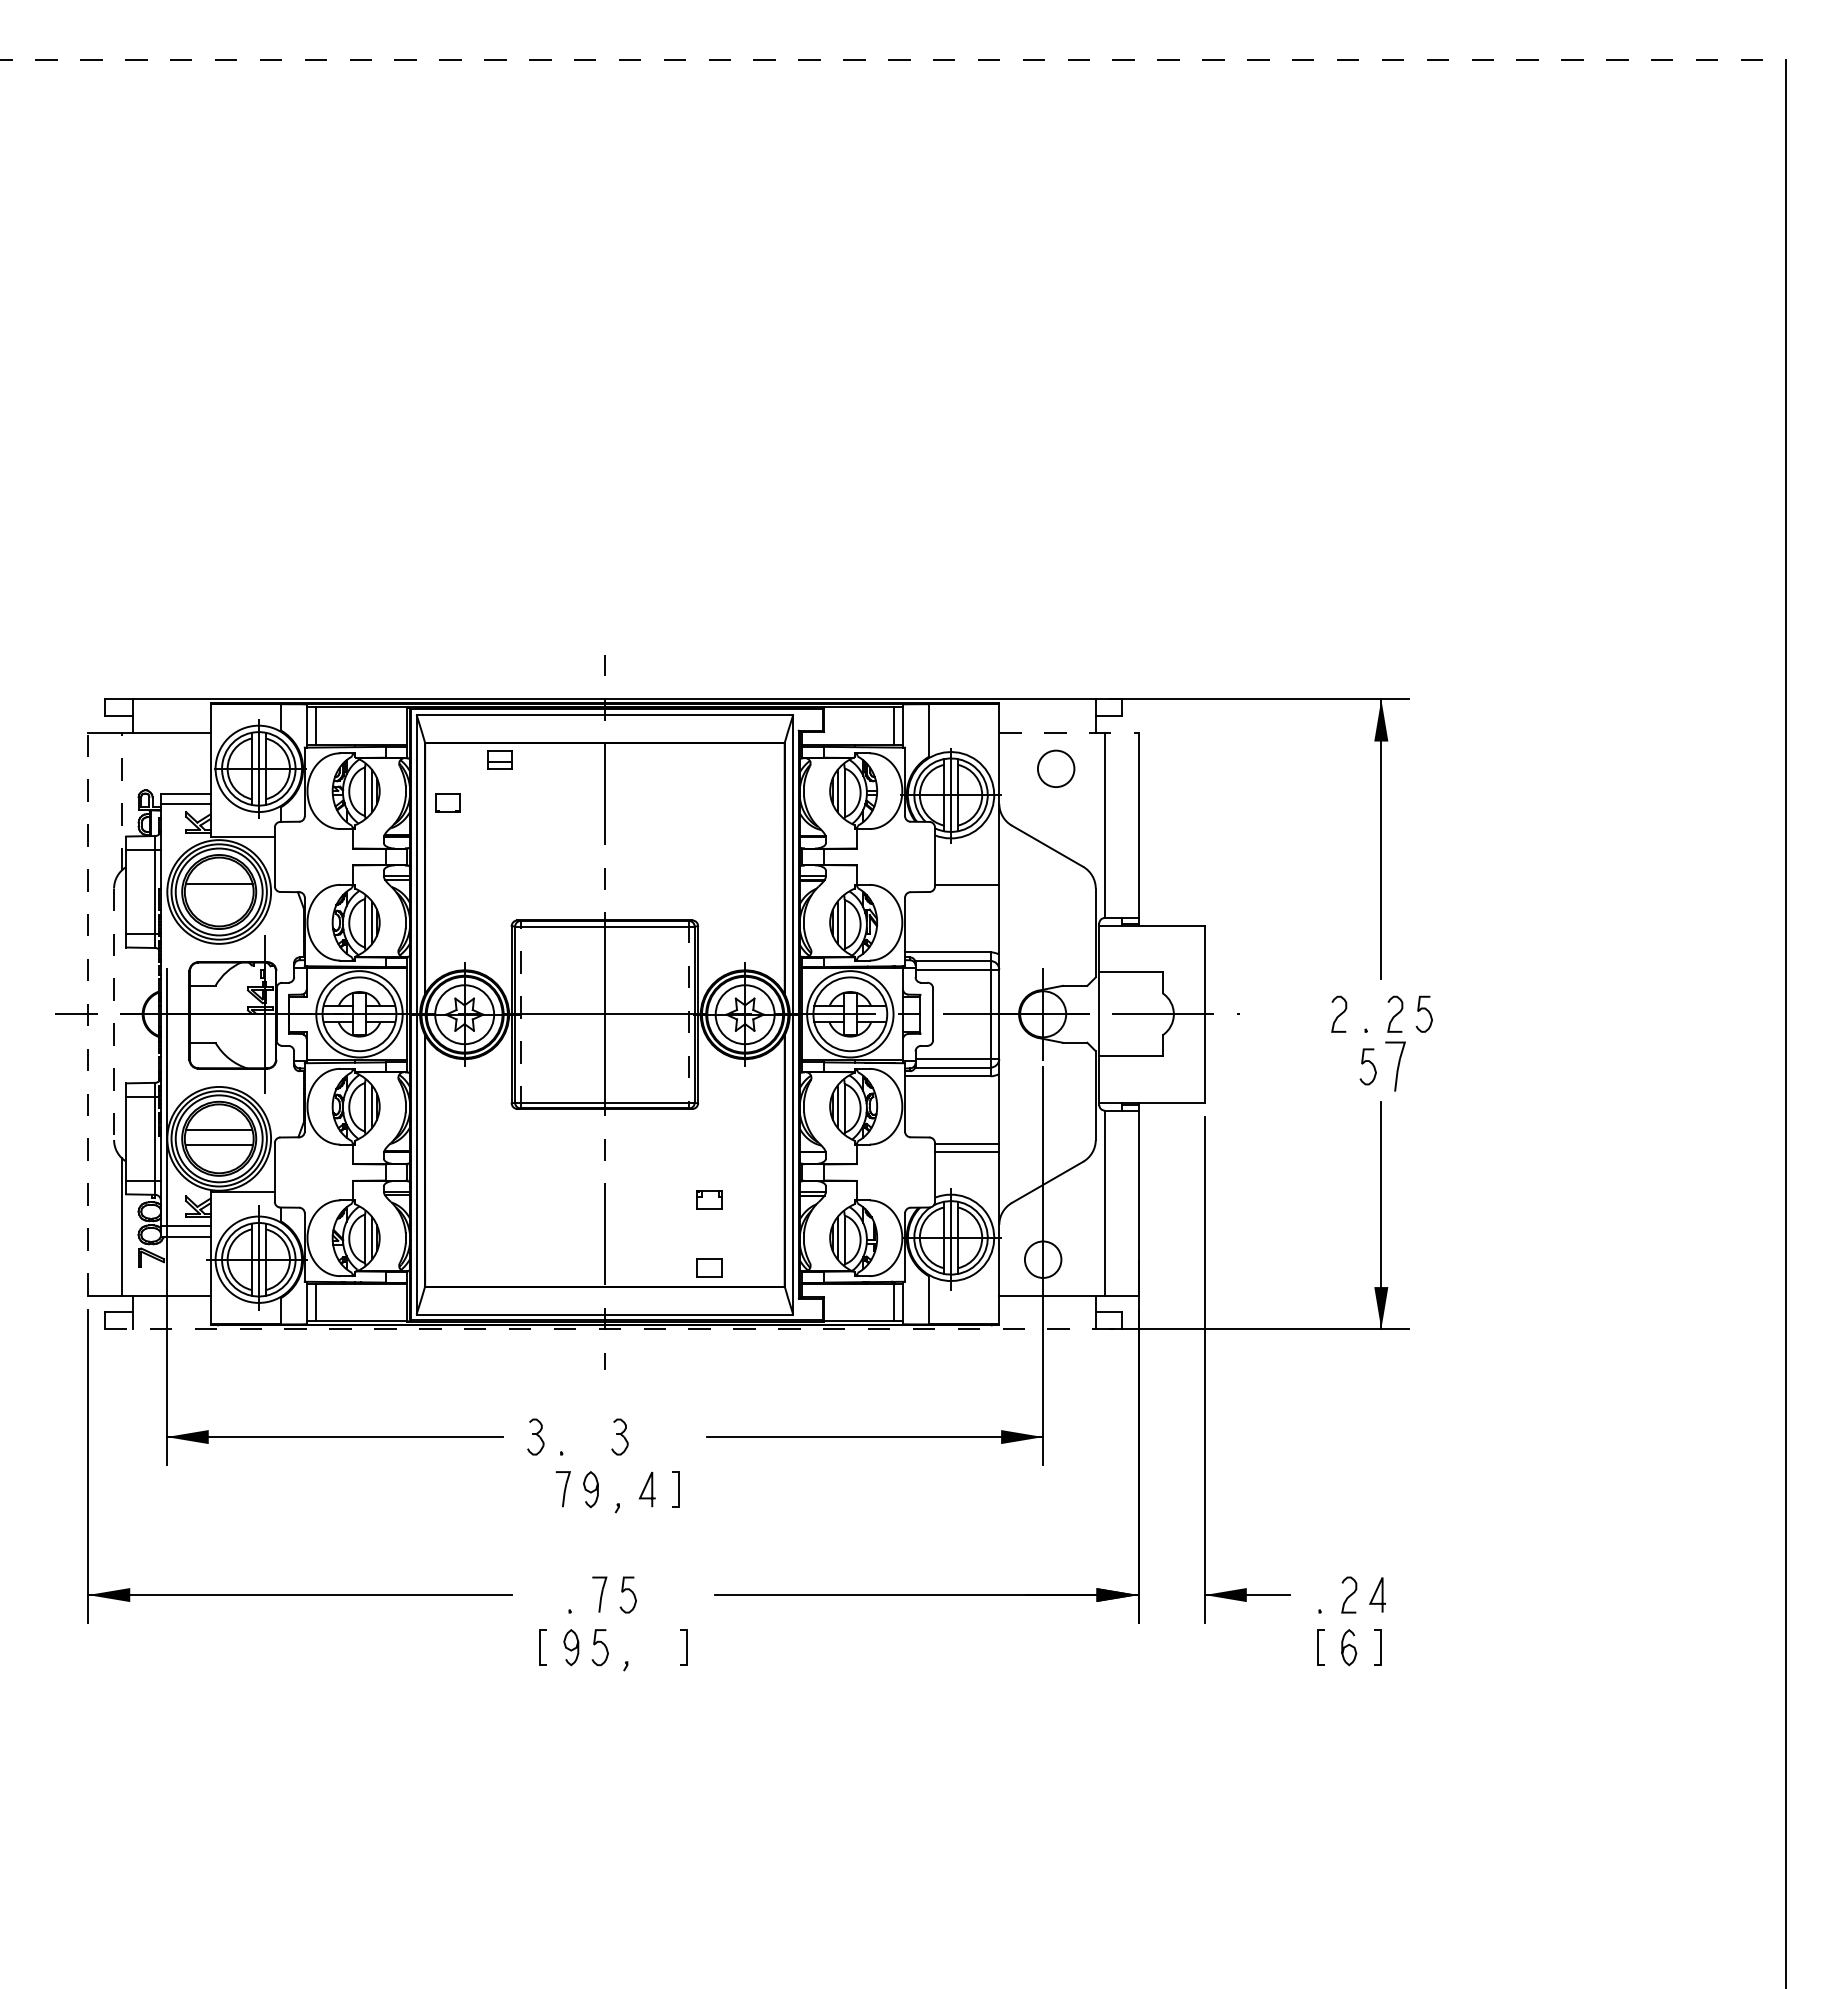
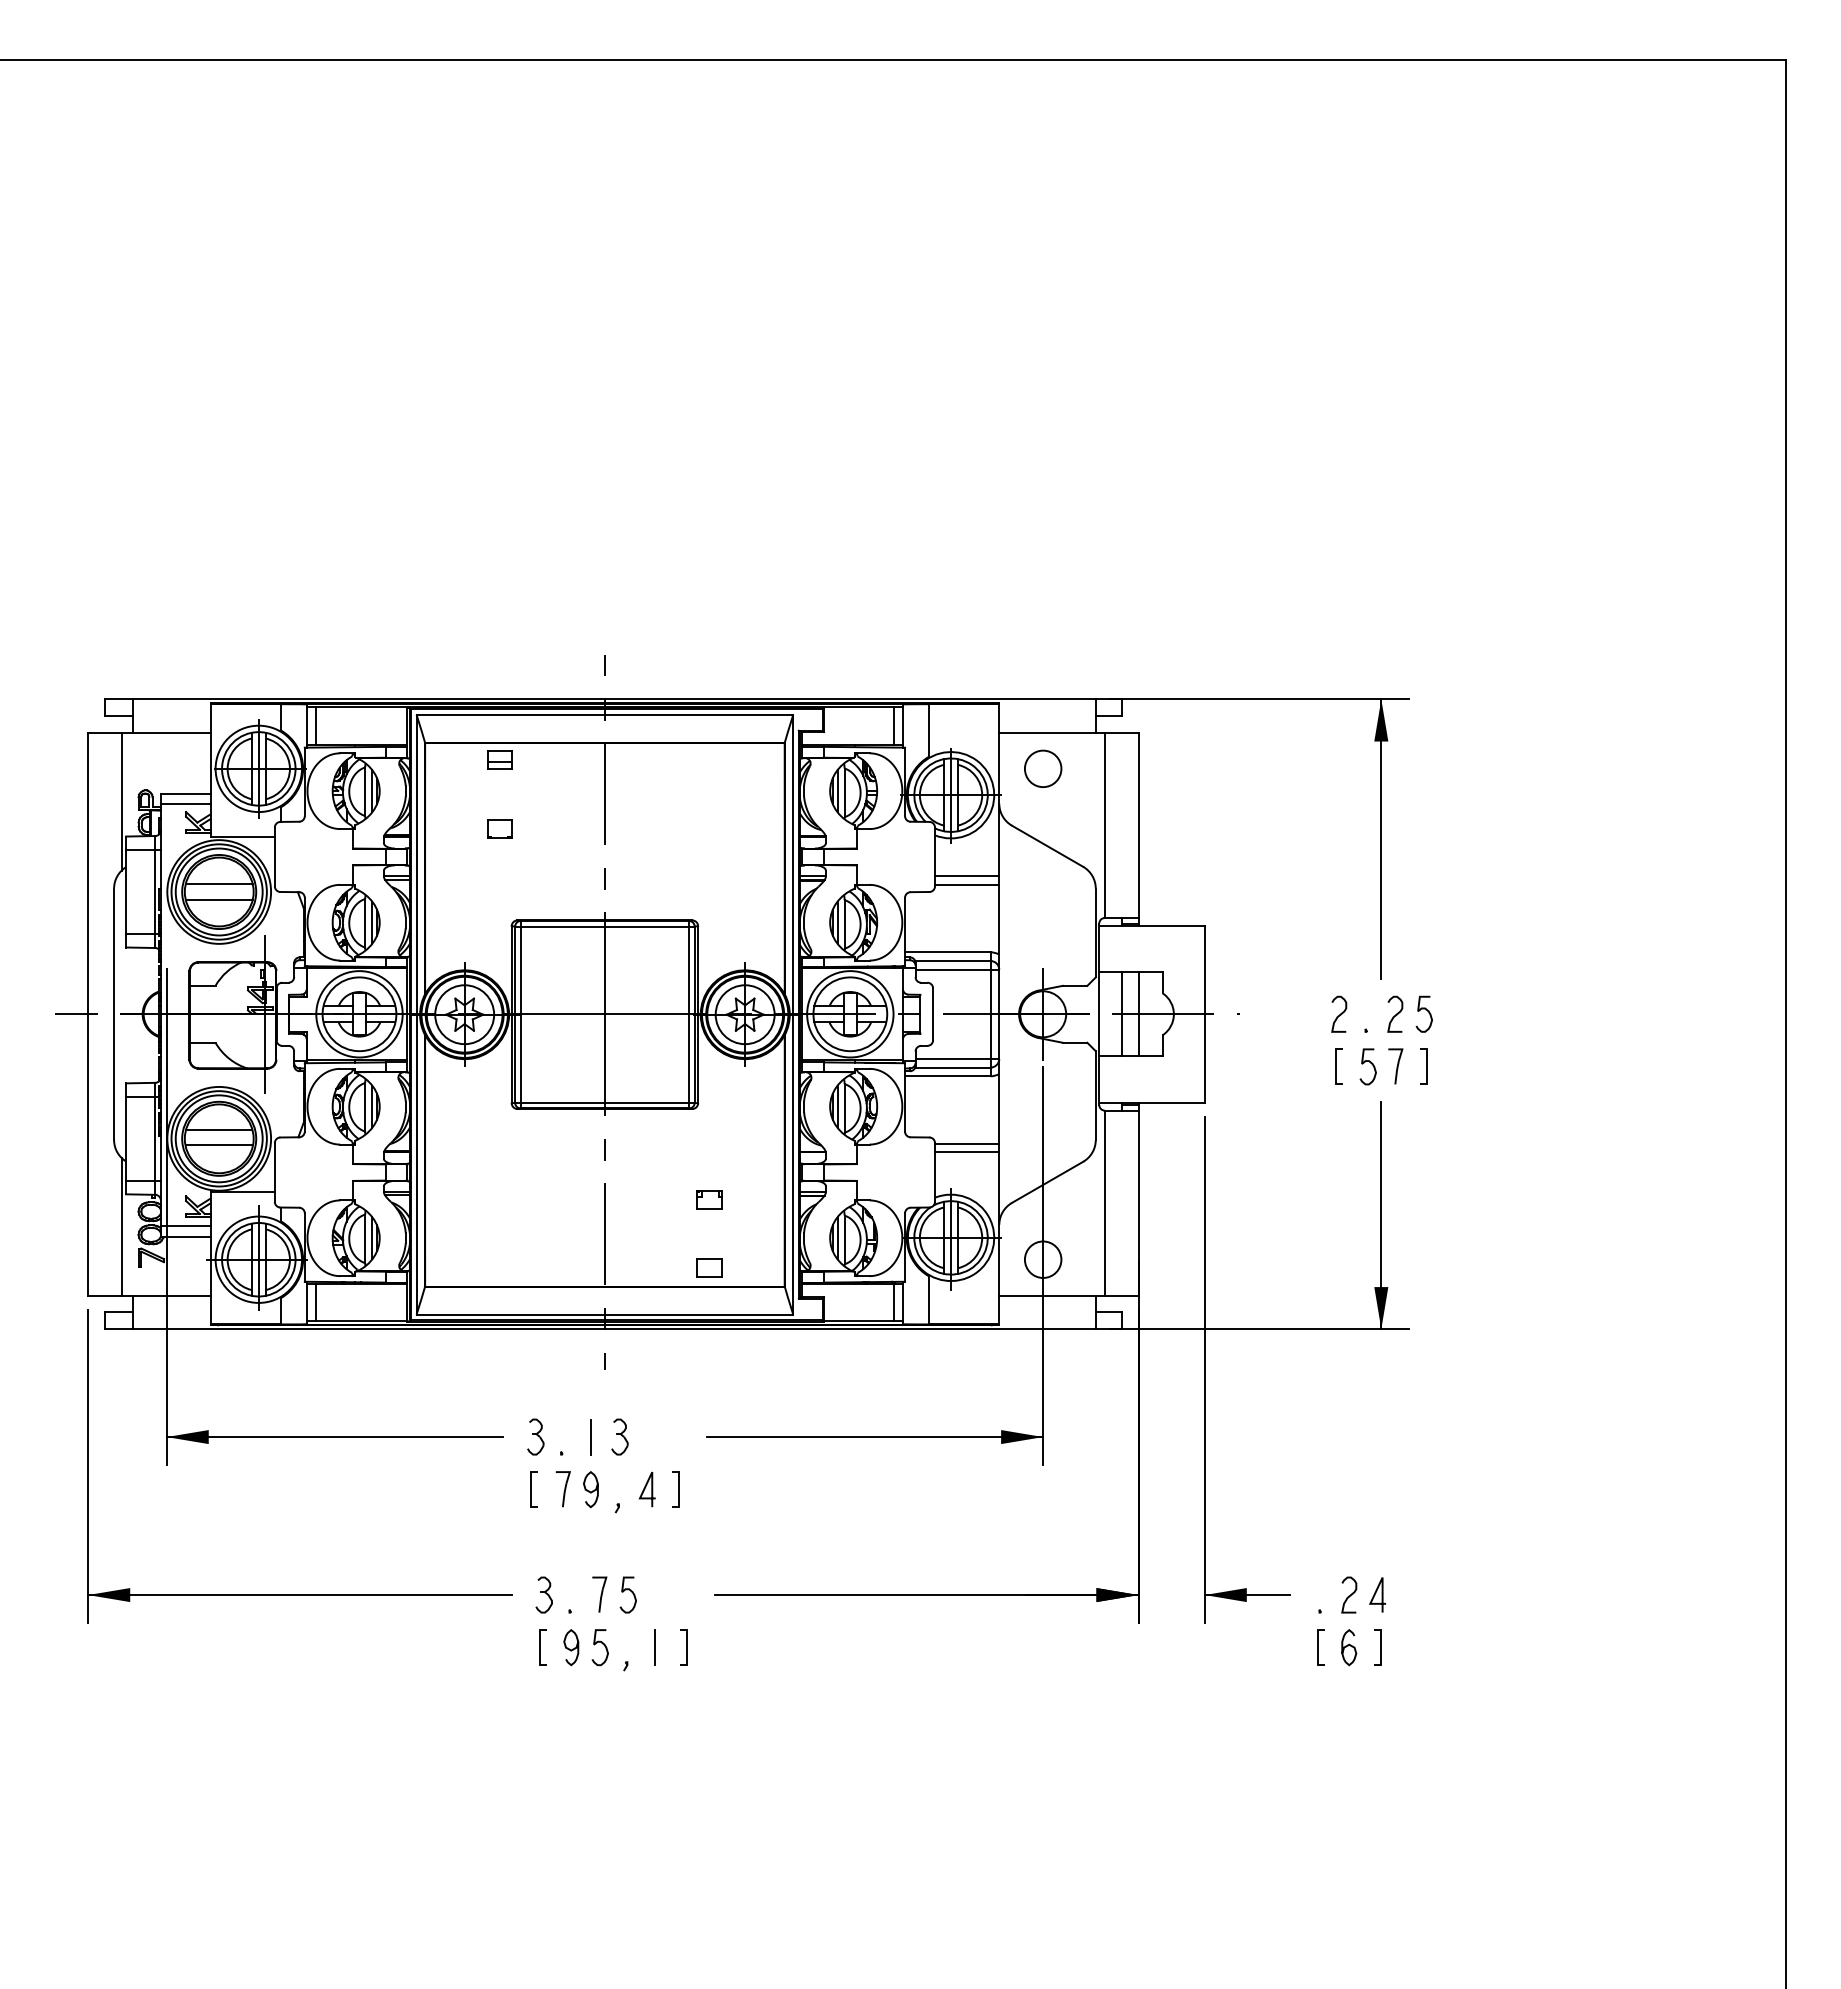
line: dashed -> solid (893, 59)
line: dashed -> solid (1068, 733)
circle position: (1056, 768) -> (1043, 768) (1043, 768)
line: dashed -> solid (121, 801)
part position: (447, 802) -> (499, 828) (499, 828)
line: none -> present (967, 876)
line: none -> present (218, 899)
line: dashed -> solid (88, 1013)
line: dashed -> solid (114, 1014)
line: dashed -> solid (520, 1014)
line: dashed -> solid (689, 1014)
line: none -> present (1121, 1014)
line: none -> present (1138, 1014)
line: none -> present (1336, 1066)
part size: 21x51 px -> 16x37 px (1395, 1066)
line: none -> present (1426, 1066)
line: dashed -> solid (613, 1329)
line: none -> present (590, 1436)
line: none -> present (531, 1489)
part: none -> present (543, 1594)
line: none -> present (655, 1647)
